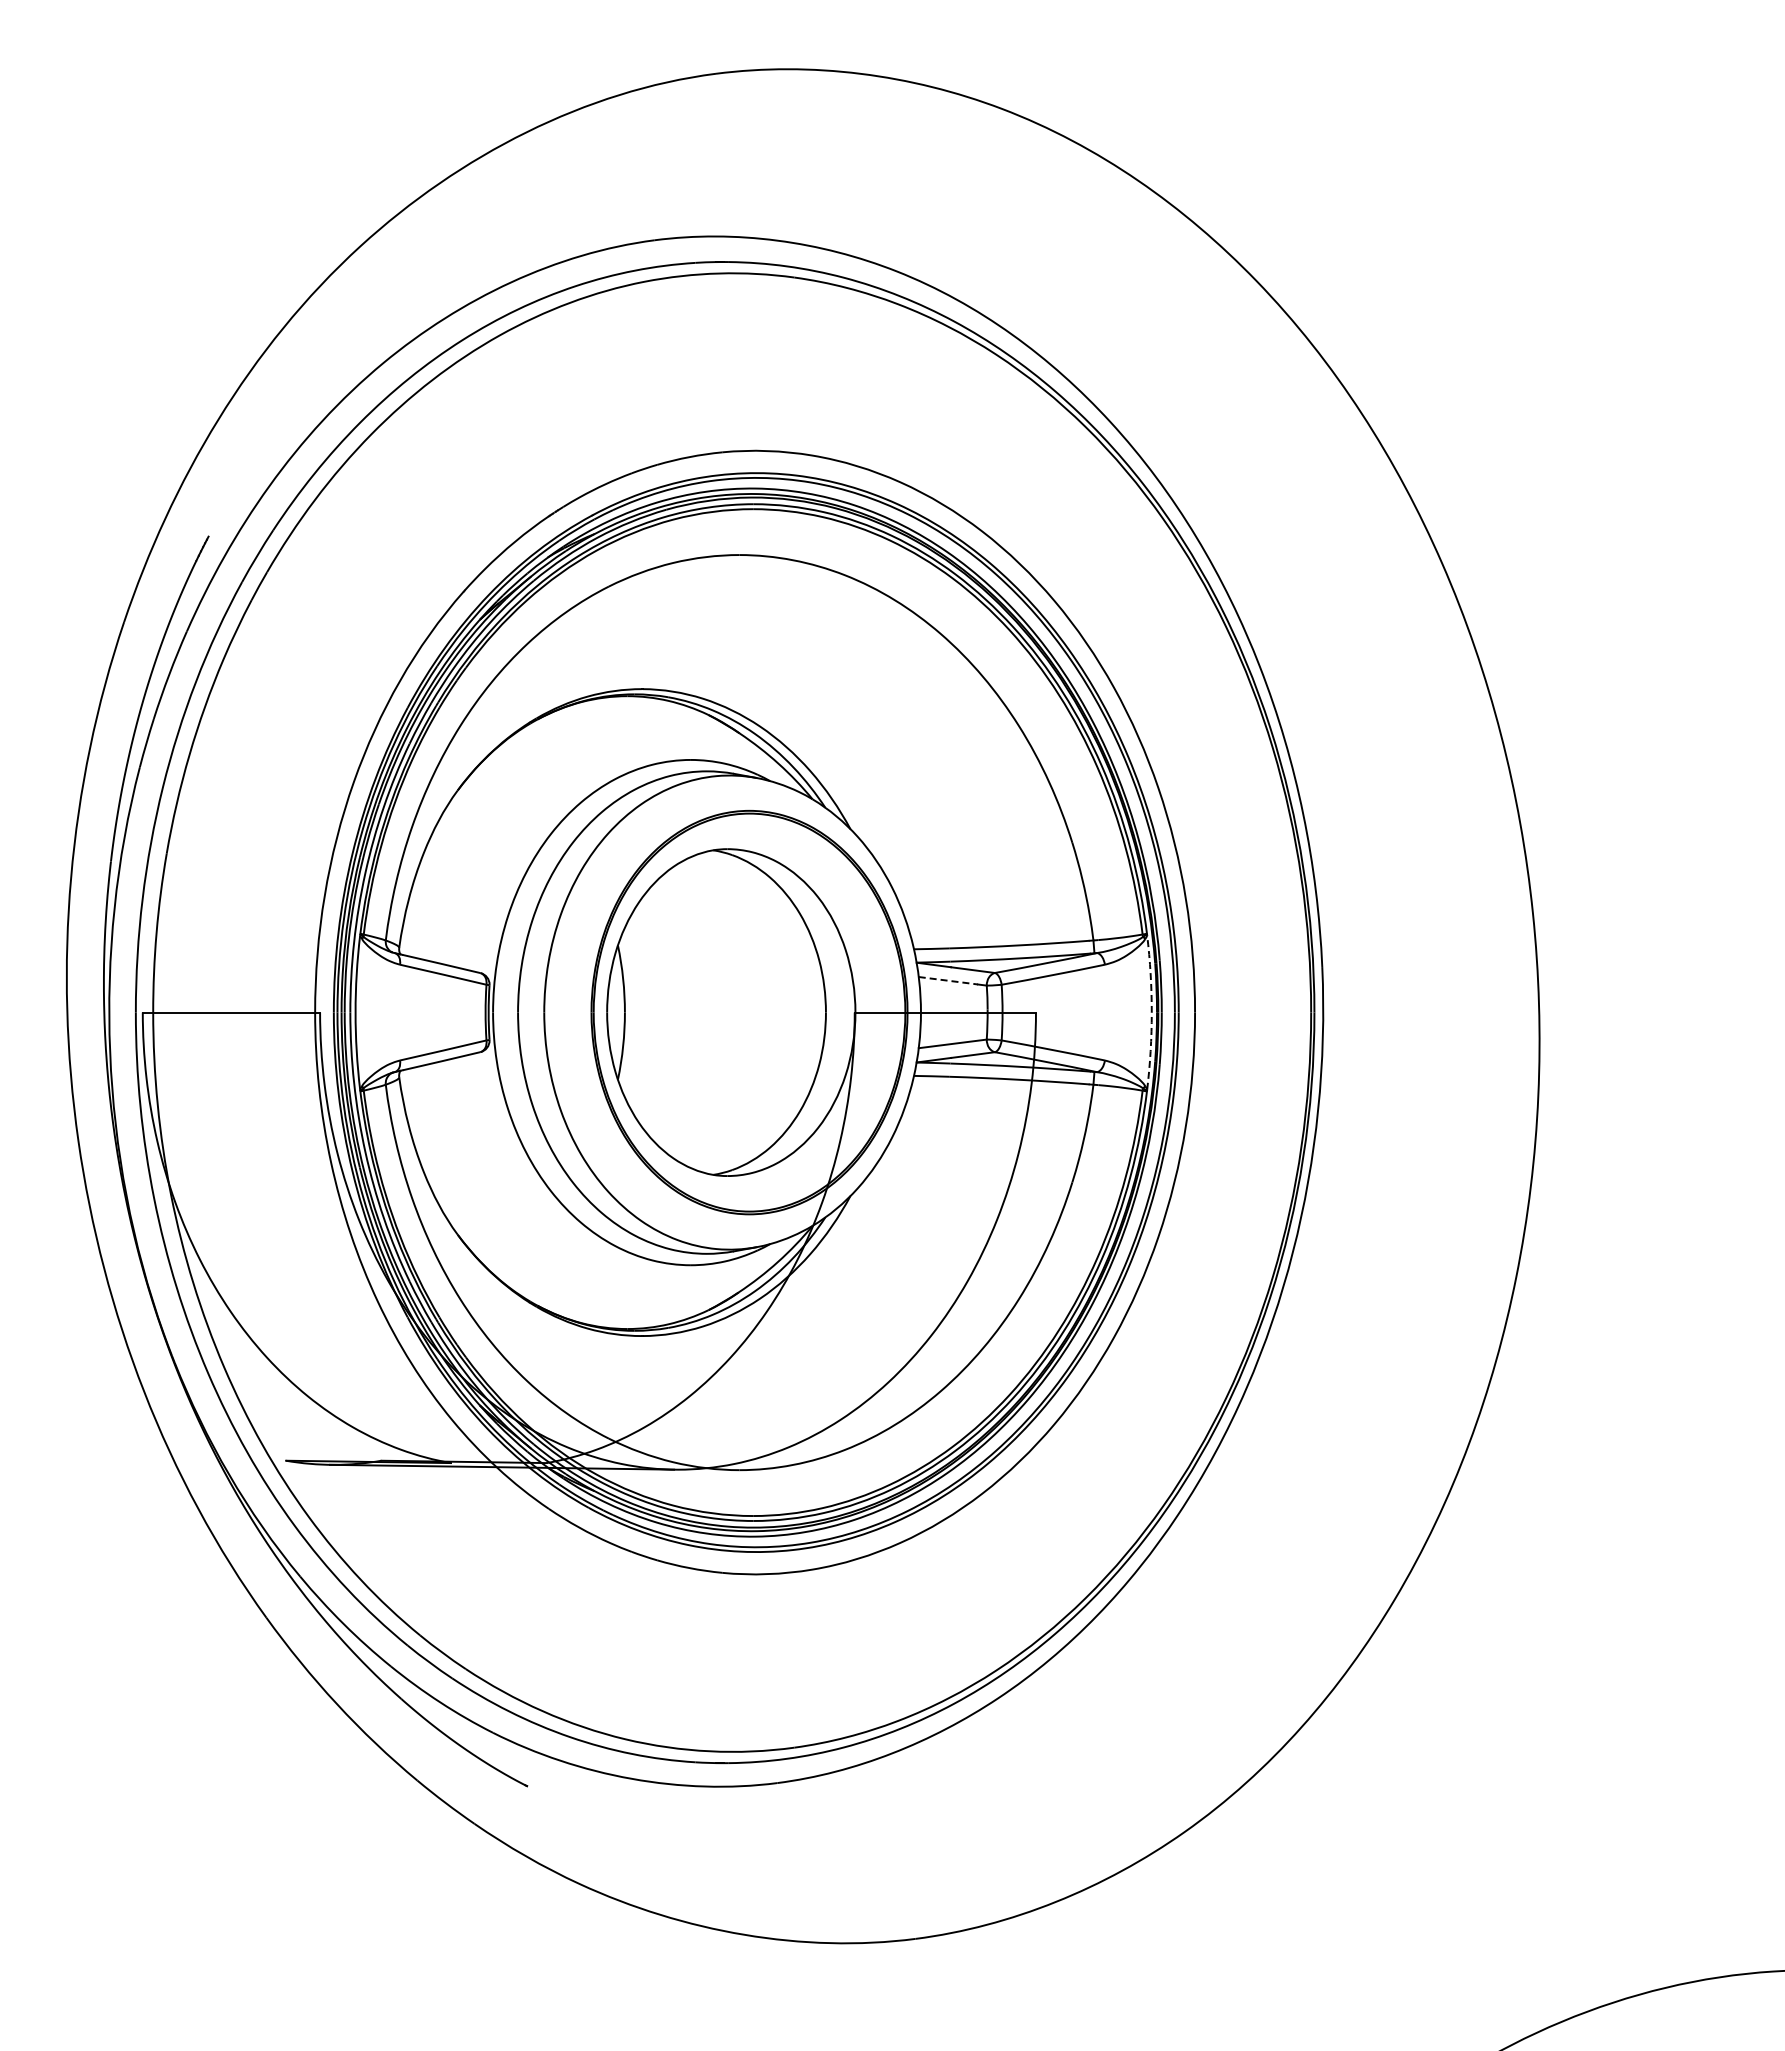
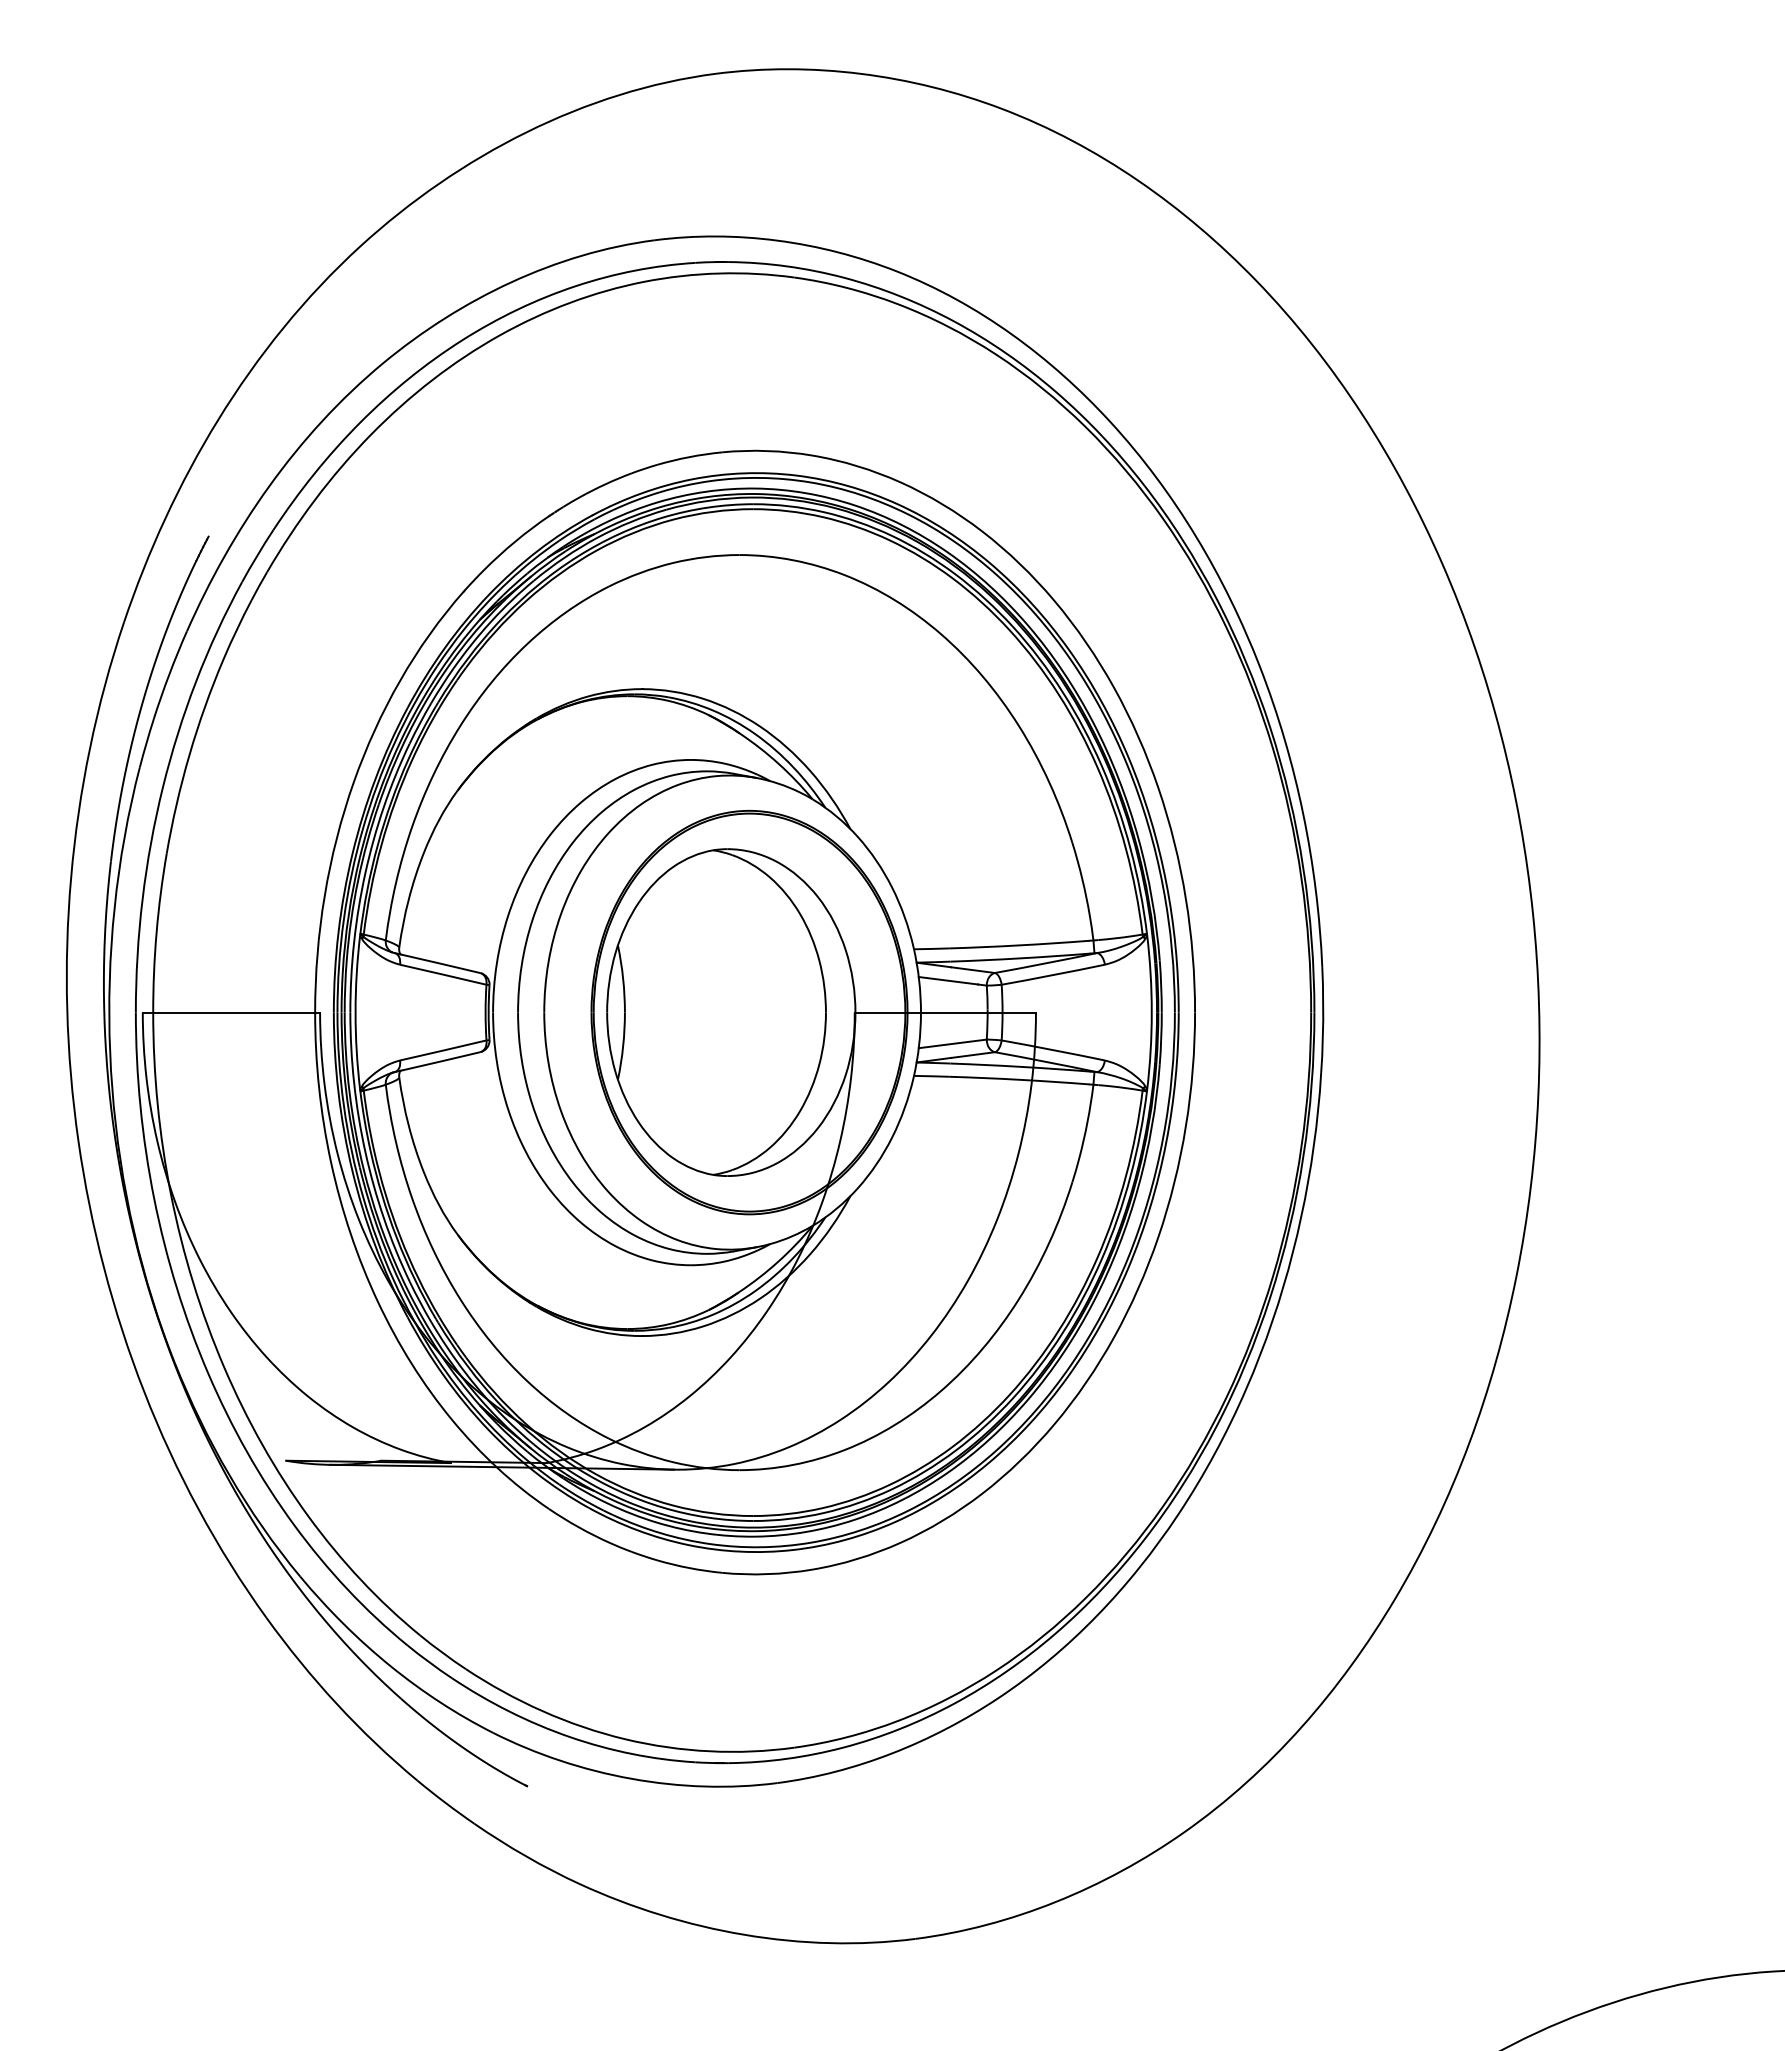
line: dashed -> solid (948, 980)
arc: dashed -> solid (1151, 1012)
